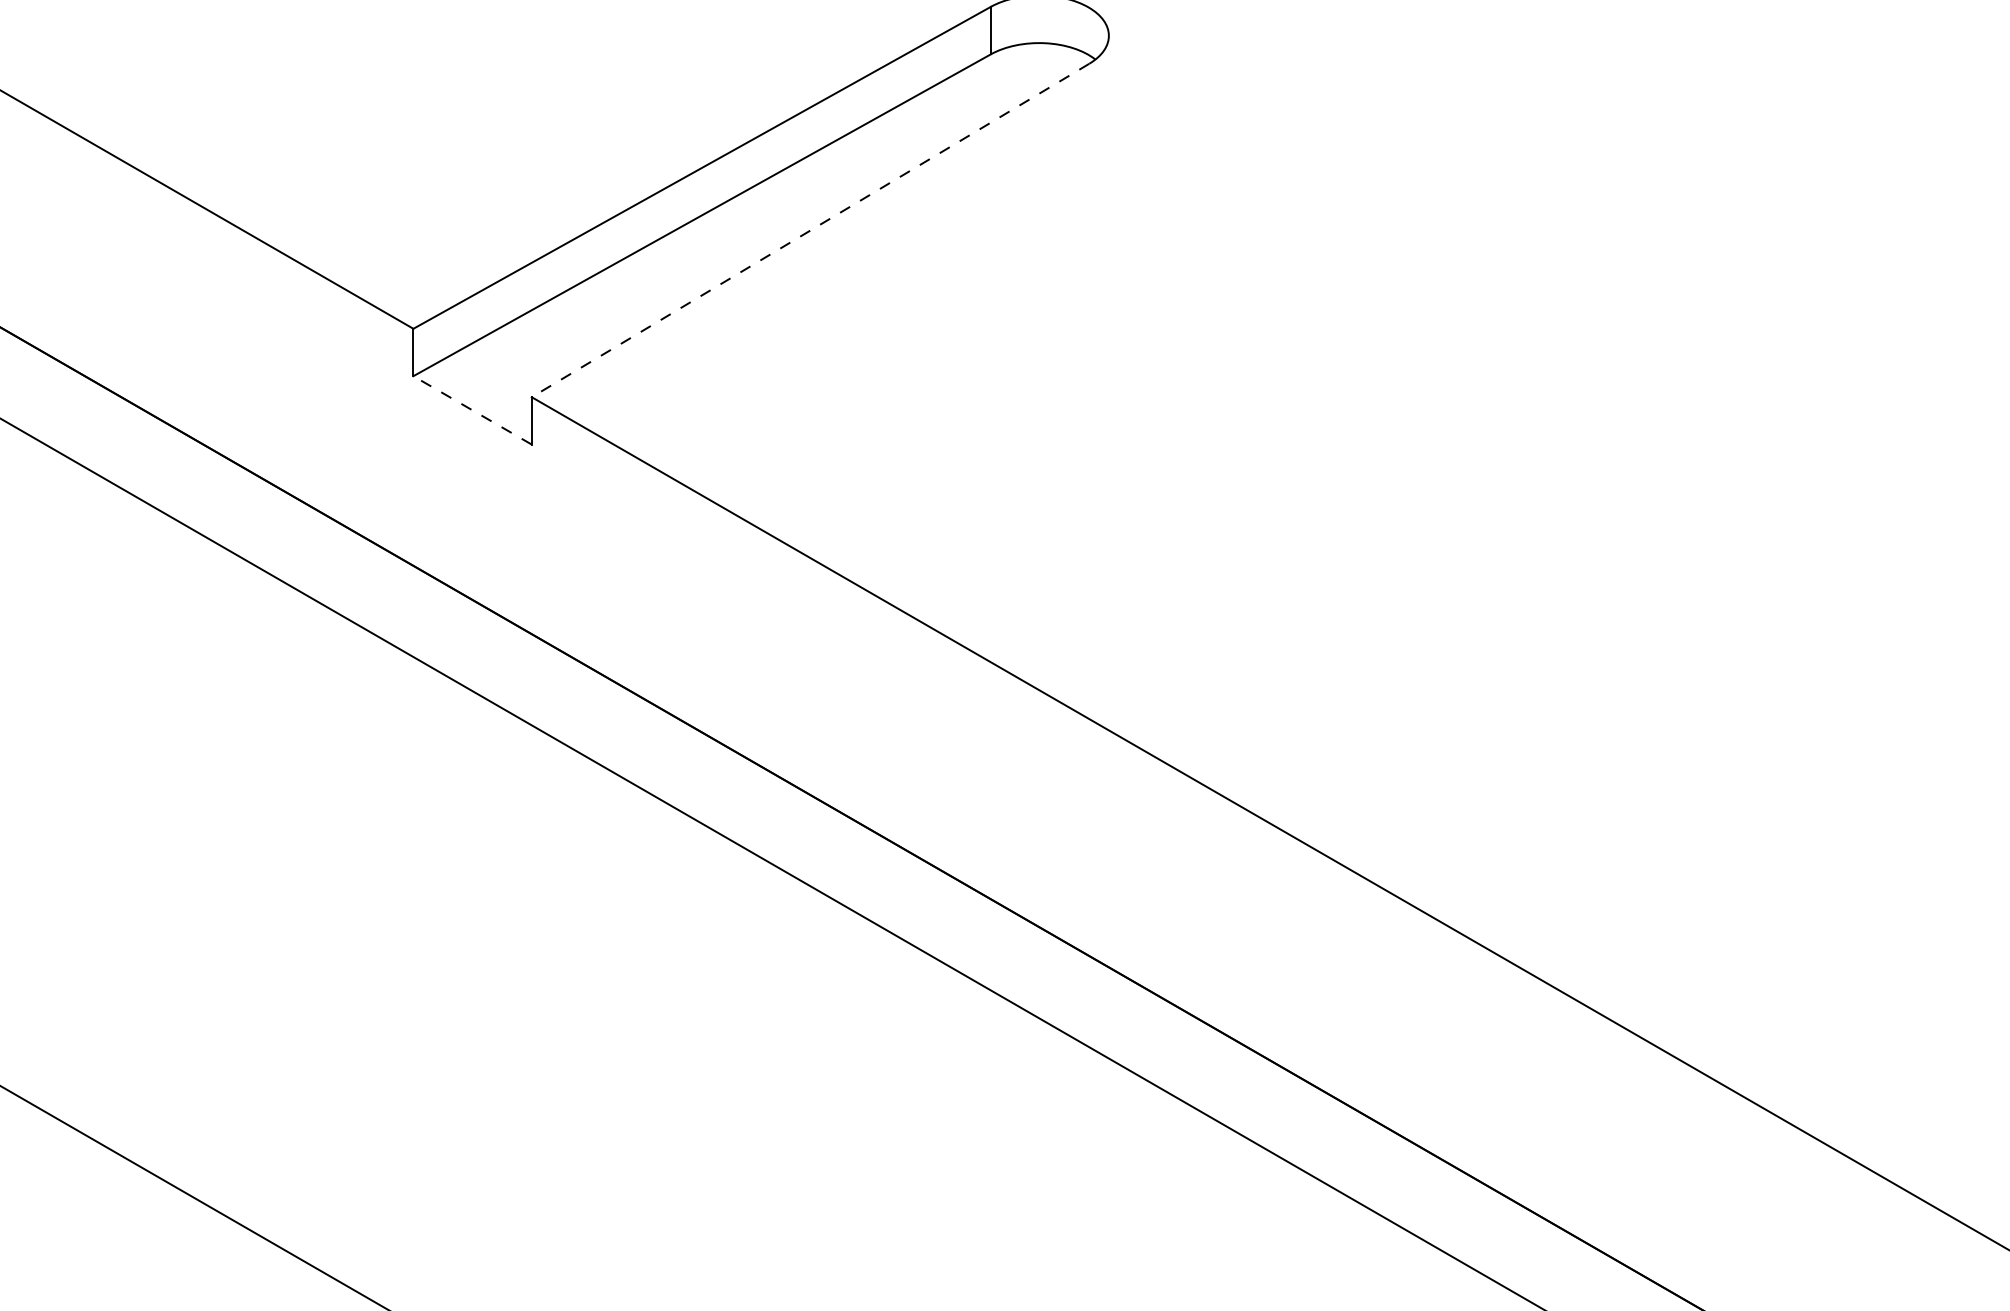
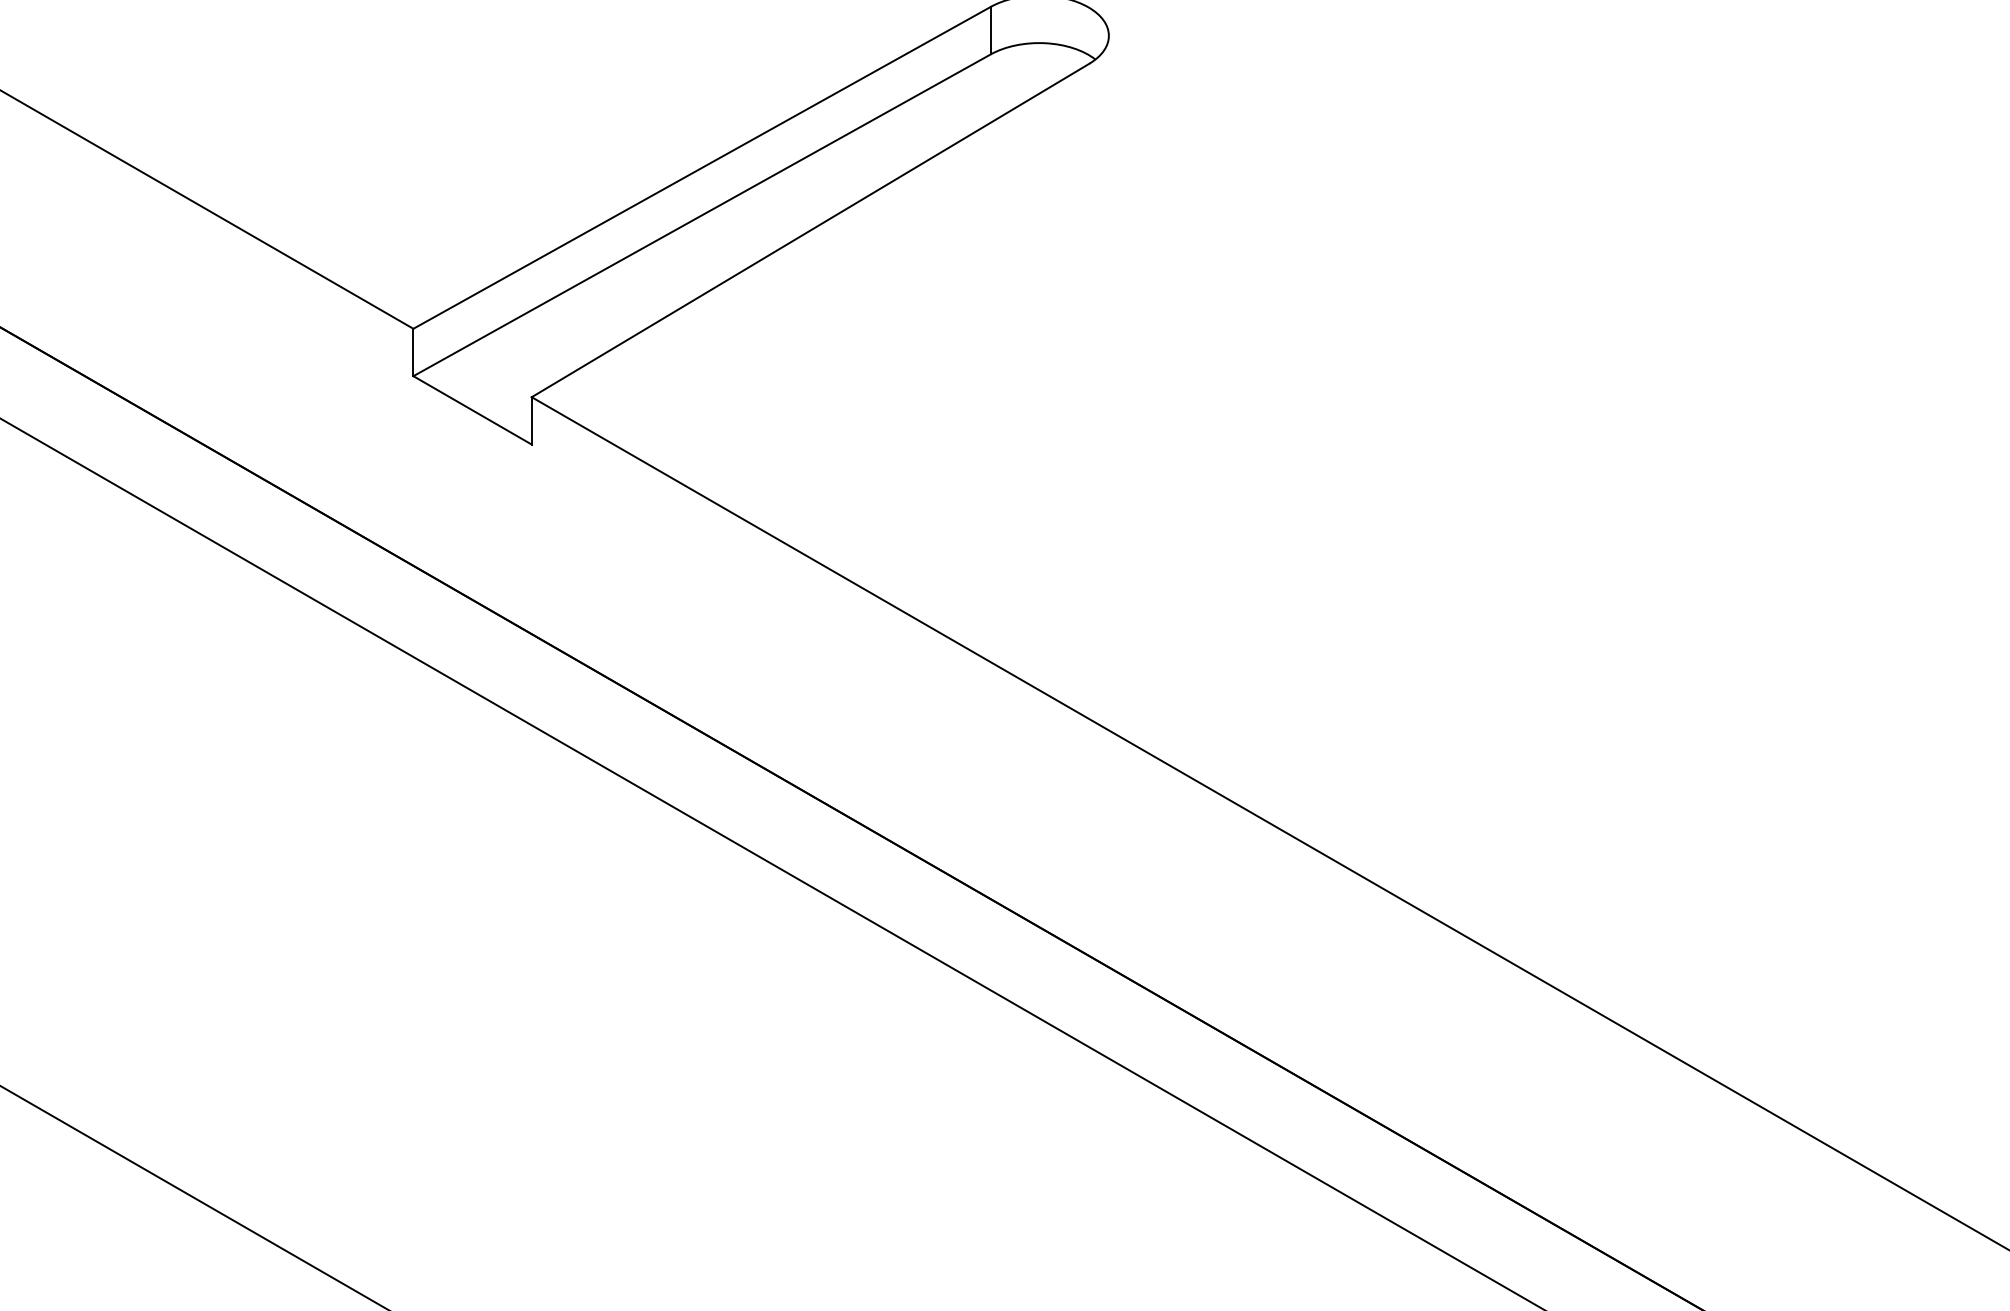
line: dashed -> solid (810, 230)
line: dashed -> solid (472, 410)
